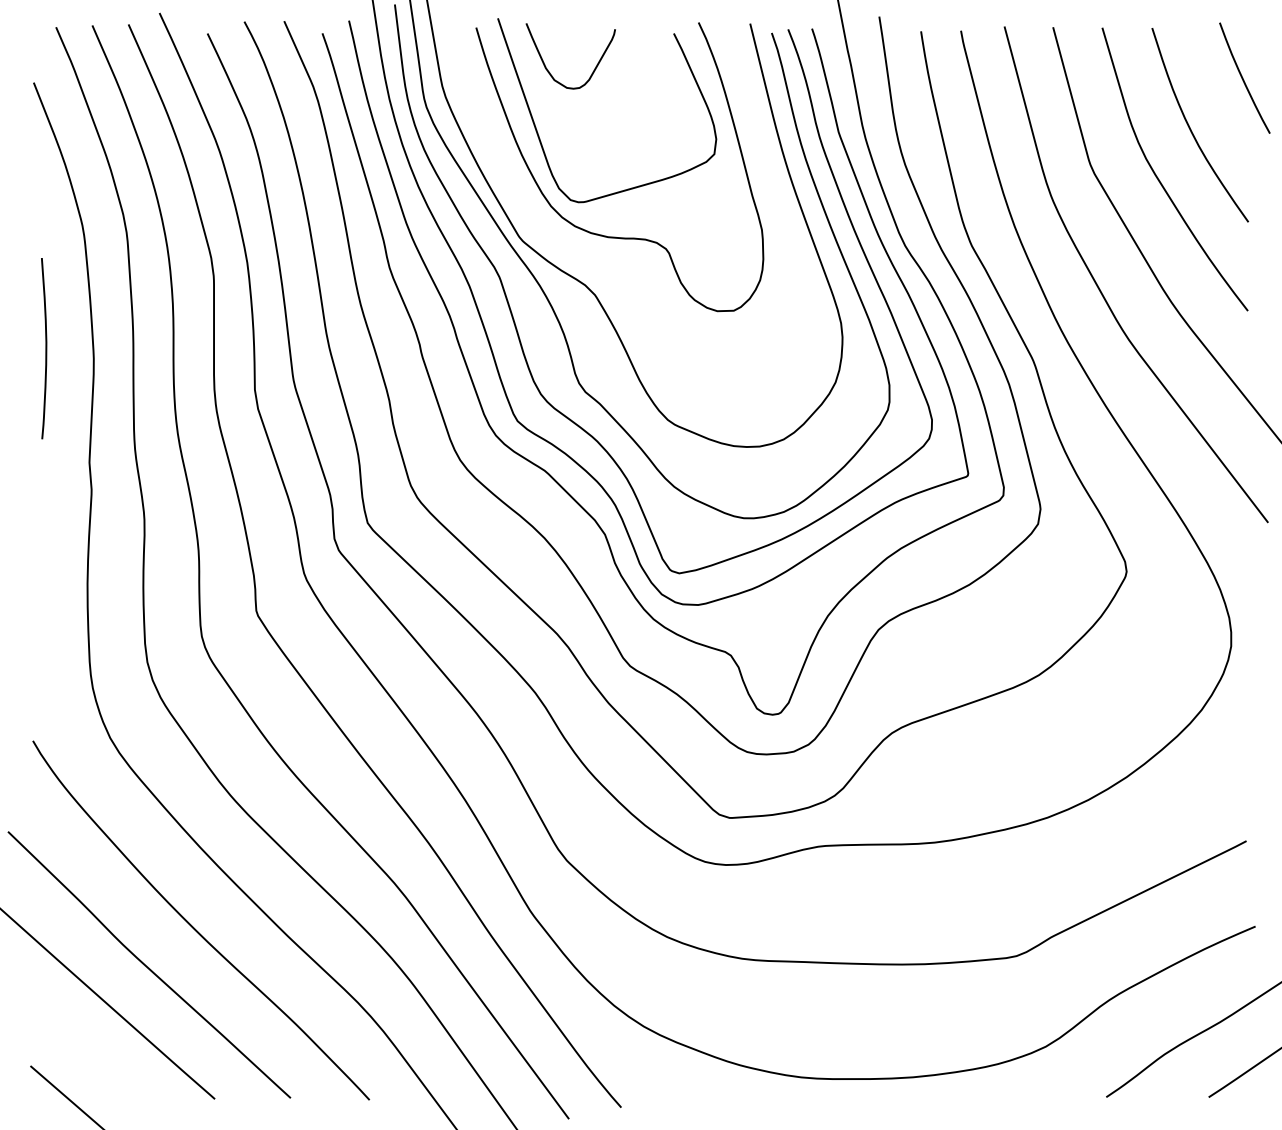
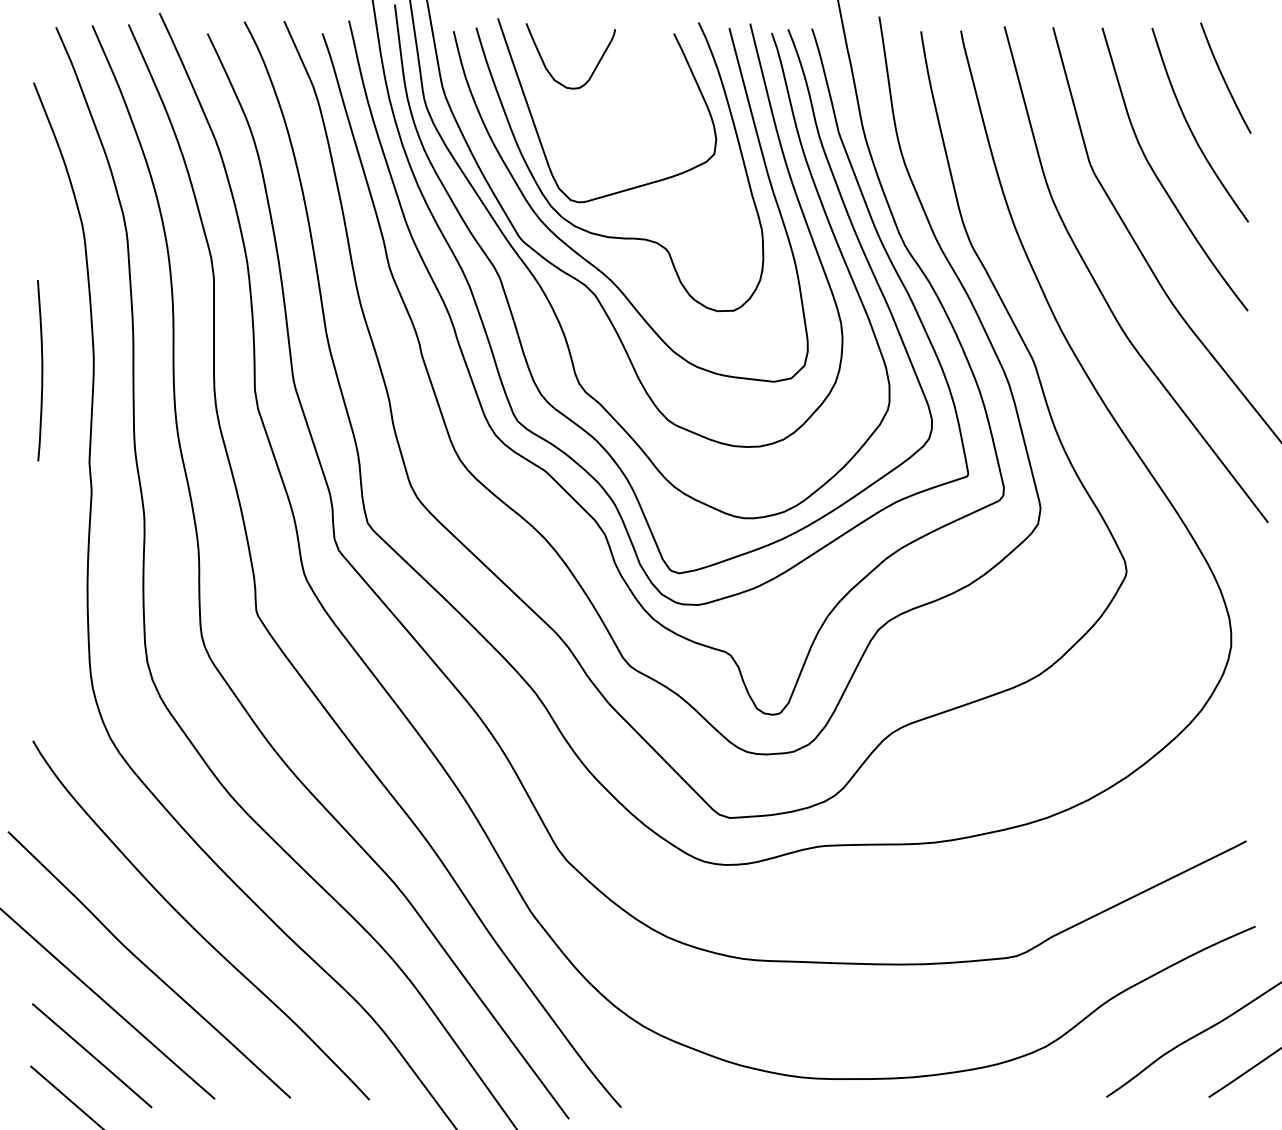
curve position: (1243, 77) -> (1224, 77) (1224, 77)
curve: none -> present (589, 261)
curve position: (45, 348) -> (41, 370) (41, 370)
line: none -> present (92, 1055)
